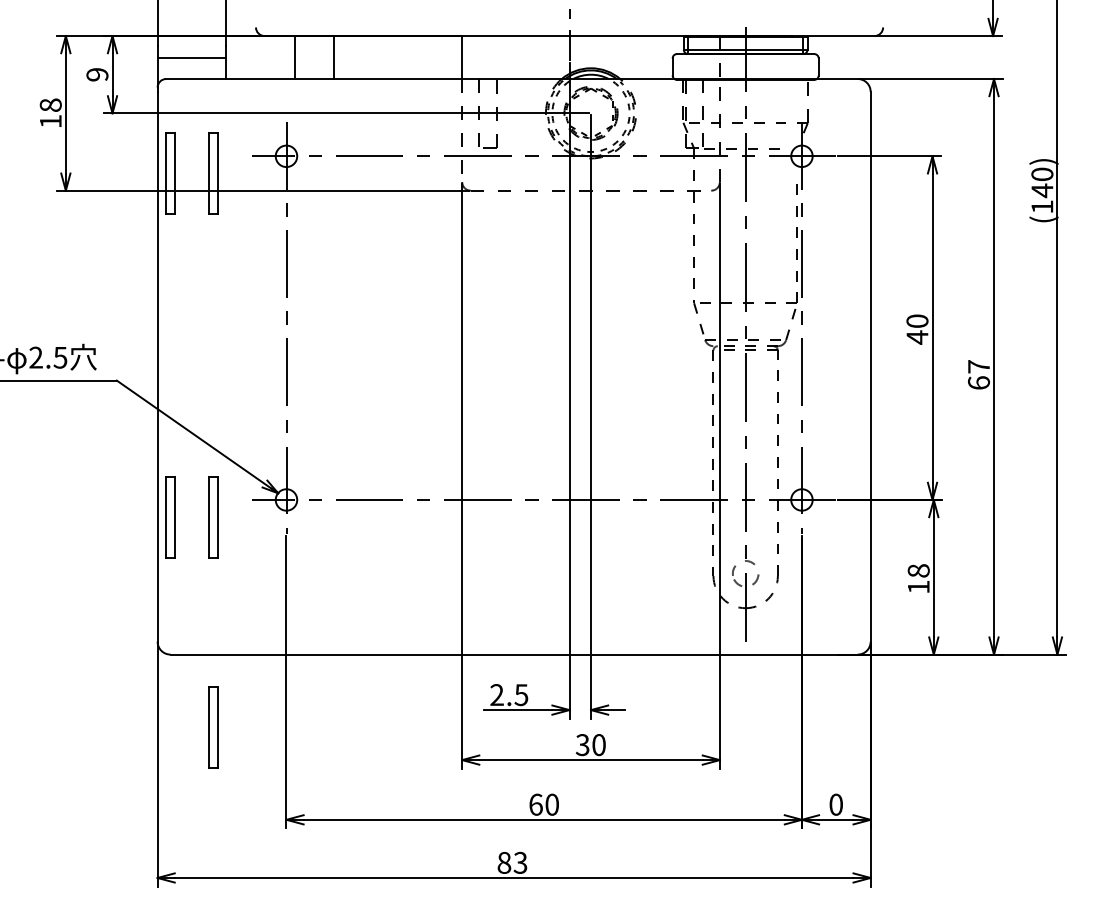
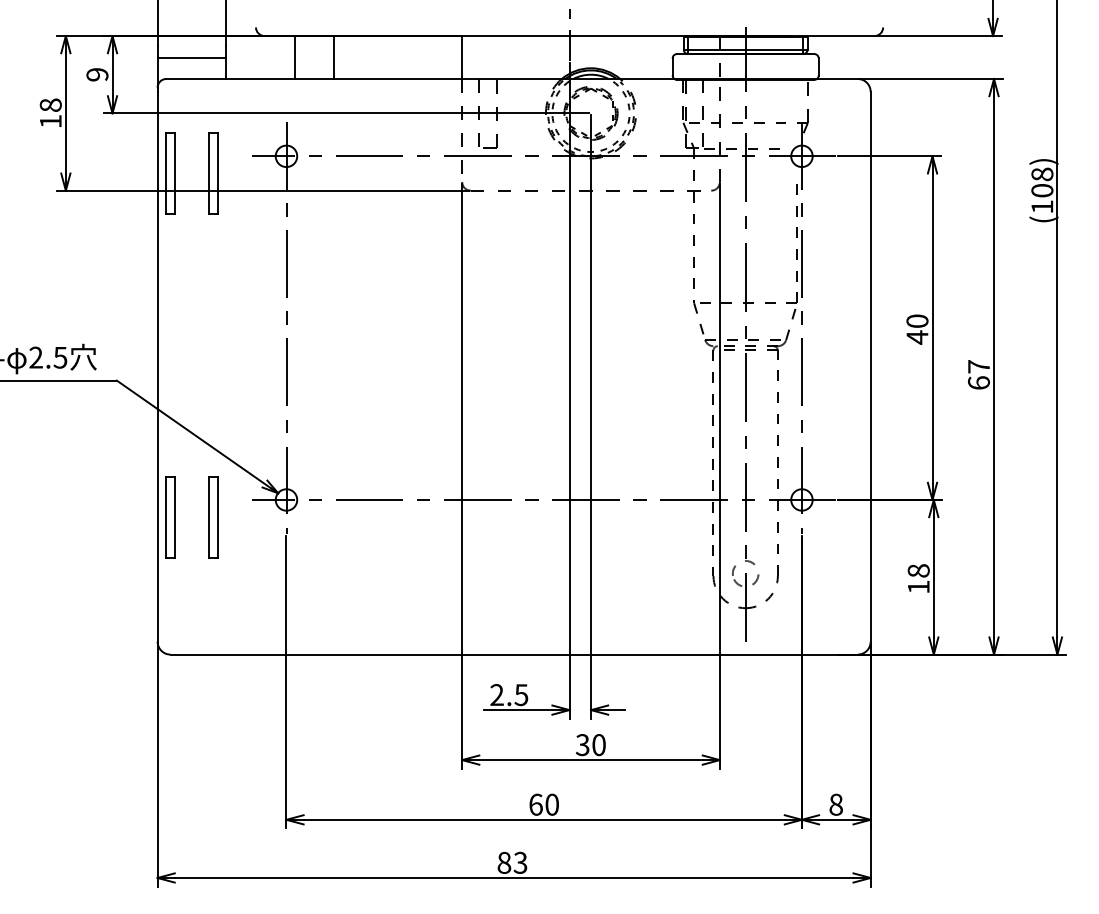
text: (140) -> (108) (1042, 182)
part: present -> none (213, 727)
text: 0 -> 8 (835, 804)
